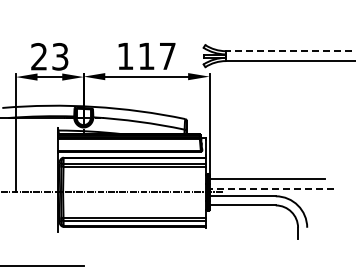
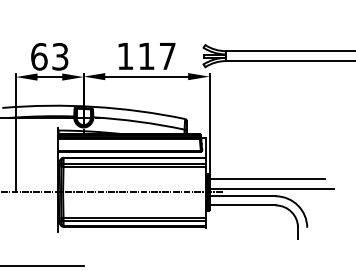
line: dashed -> solid (290, 51)
text: 23 -> 63 (39, 56)
line: dashed -> solid (271, 188)
